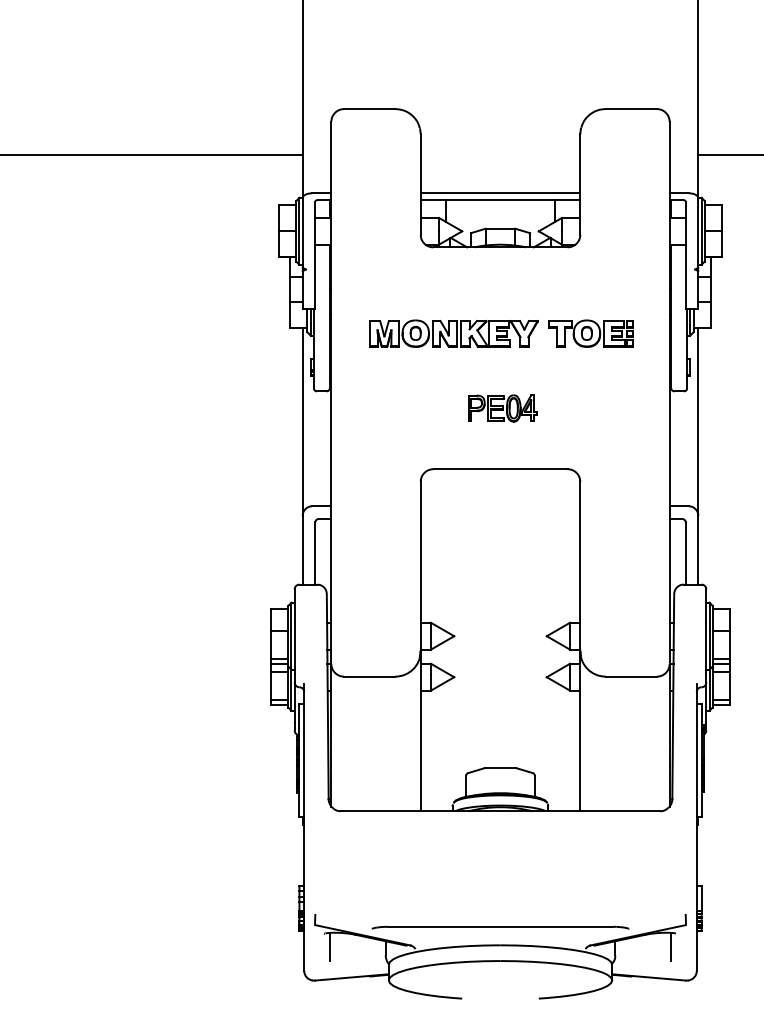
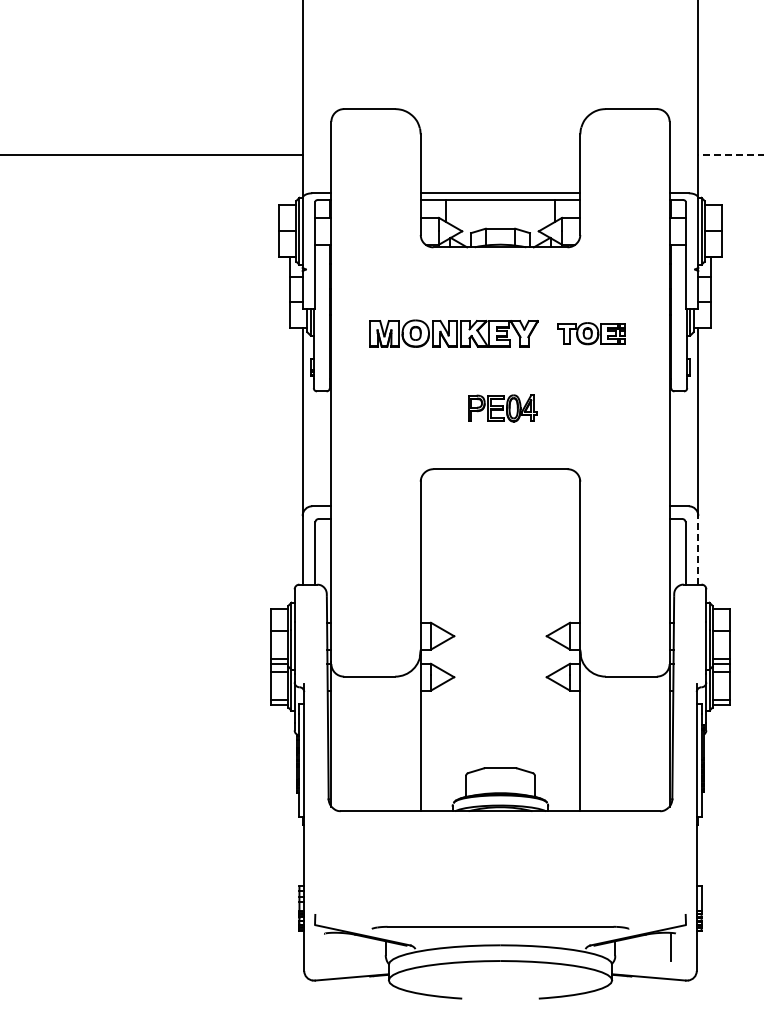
line: solid -> dashed (730, 155)
part size: 86x29 px -> 69x24 px (591, 333)
line: solid -> dashed (698, 549)
line: present -> none (329, 946)
